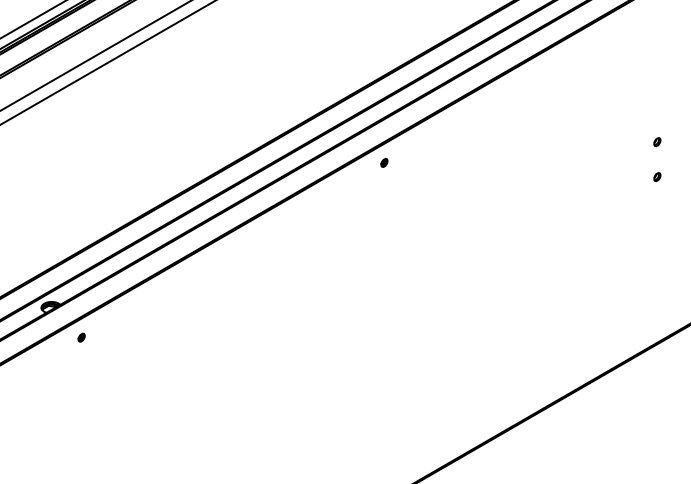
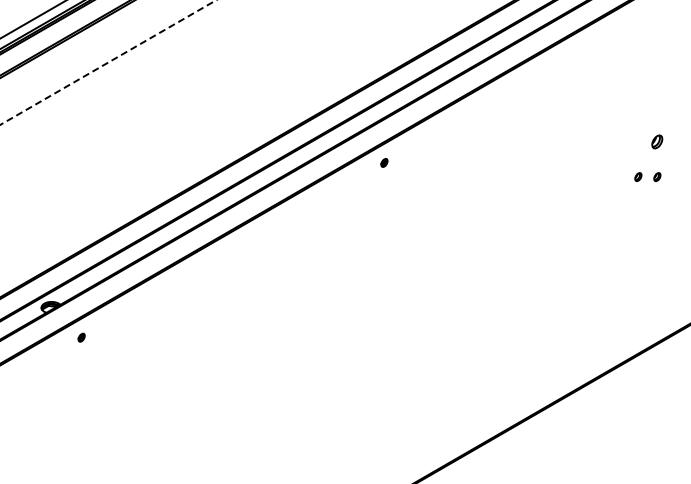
line: present -> none (95, 55)
line: solid -> dashed (108, 62)
part size: 9x11 px -> 13x16 px (657, 141)
part: none -> present (638, 176)
